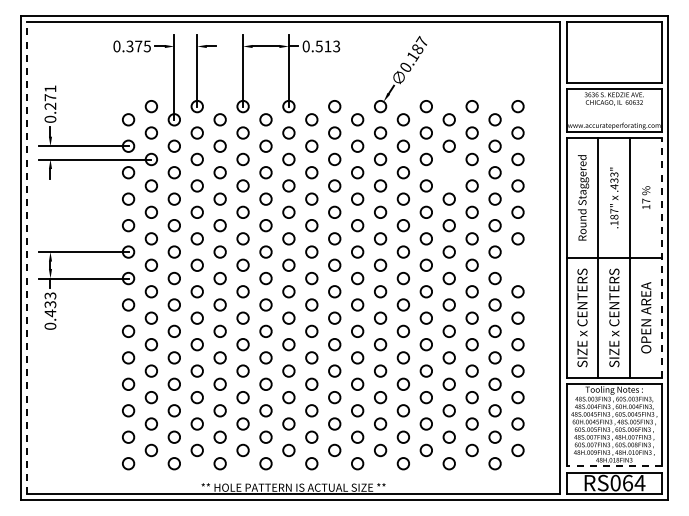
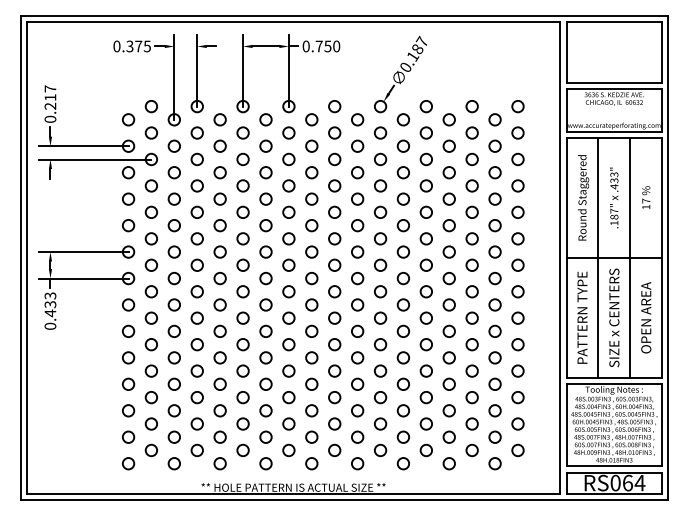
text: 0.513 -> 0.750 (327, 46)
text: 0.271 -> 0.217 (50, 93)
circle: none -> present (448, 172)
line: dashed -> solid (26, 257)
line: dashed -> solid (662, 257)
circle: none -> present (517, 264)
text: SIZE x CENTERS -> PATTERN TYPE (582, 317)
line: dashed -> solid (614, 466)
